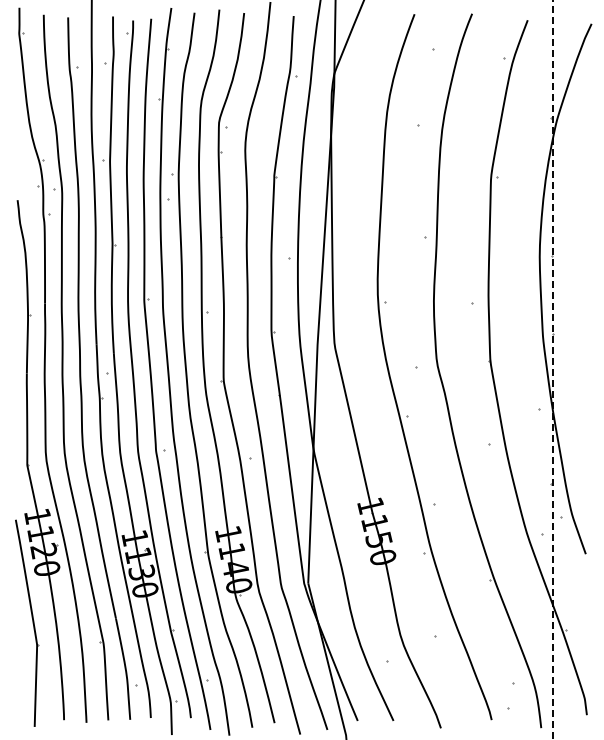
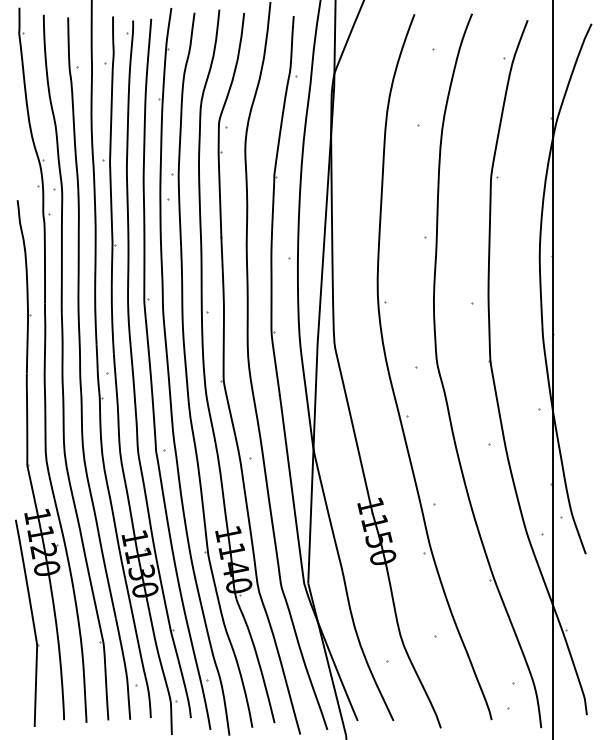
line: dashed -> solid (553, 369)
